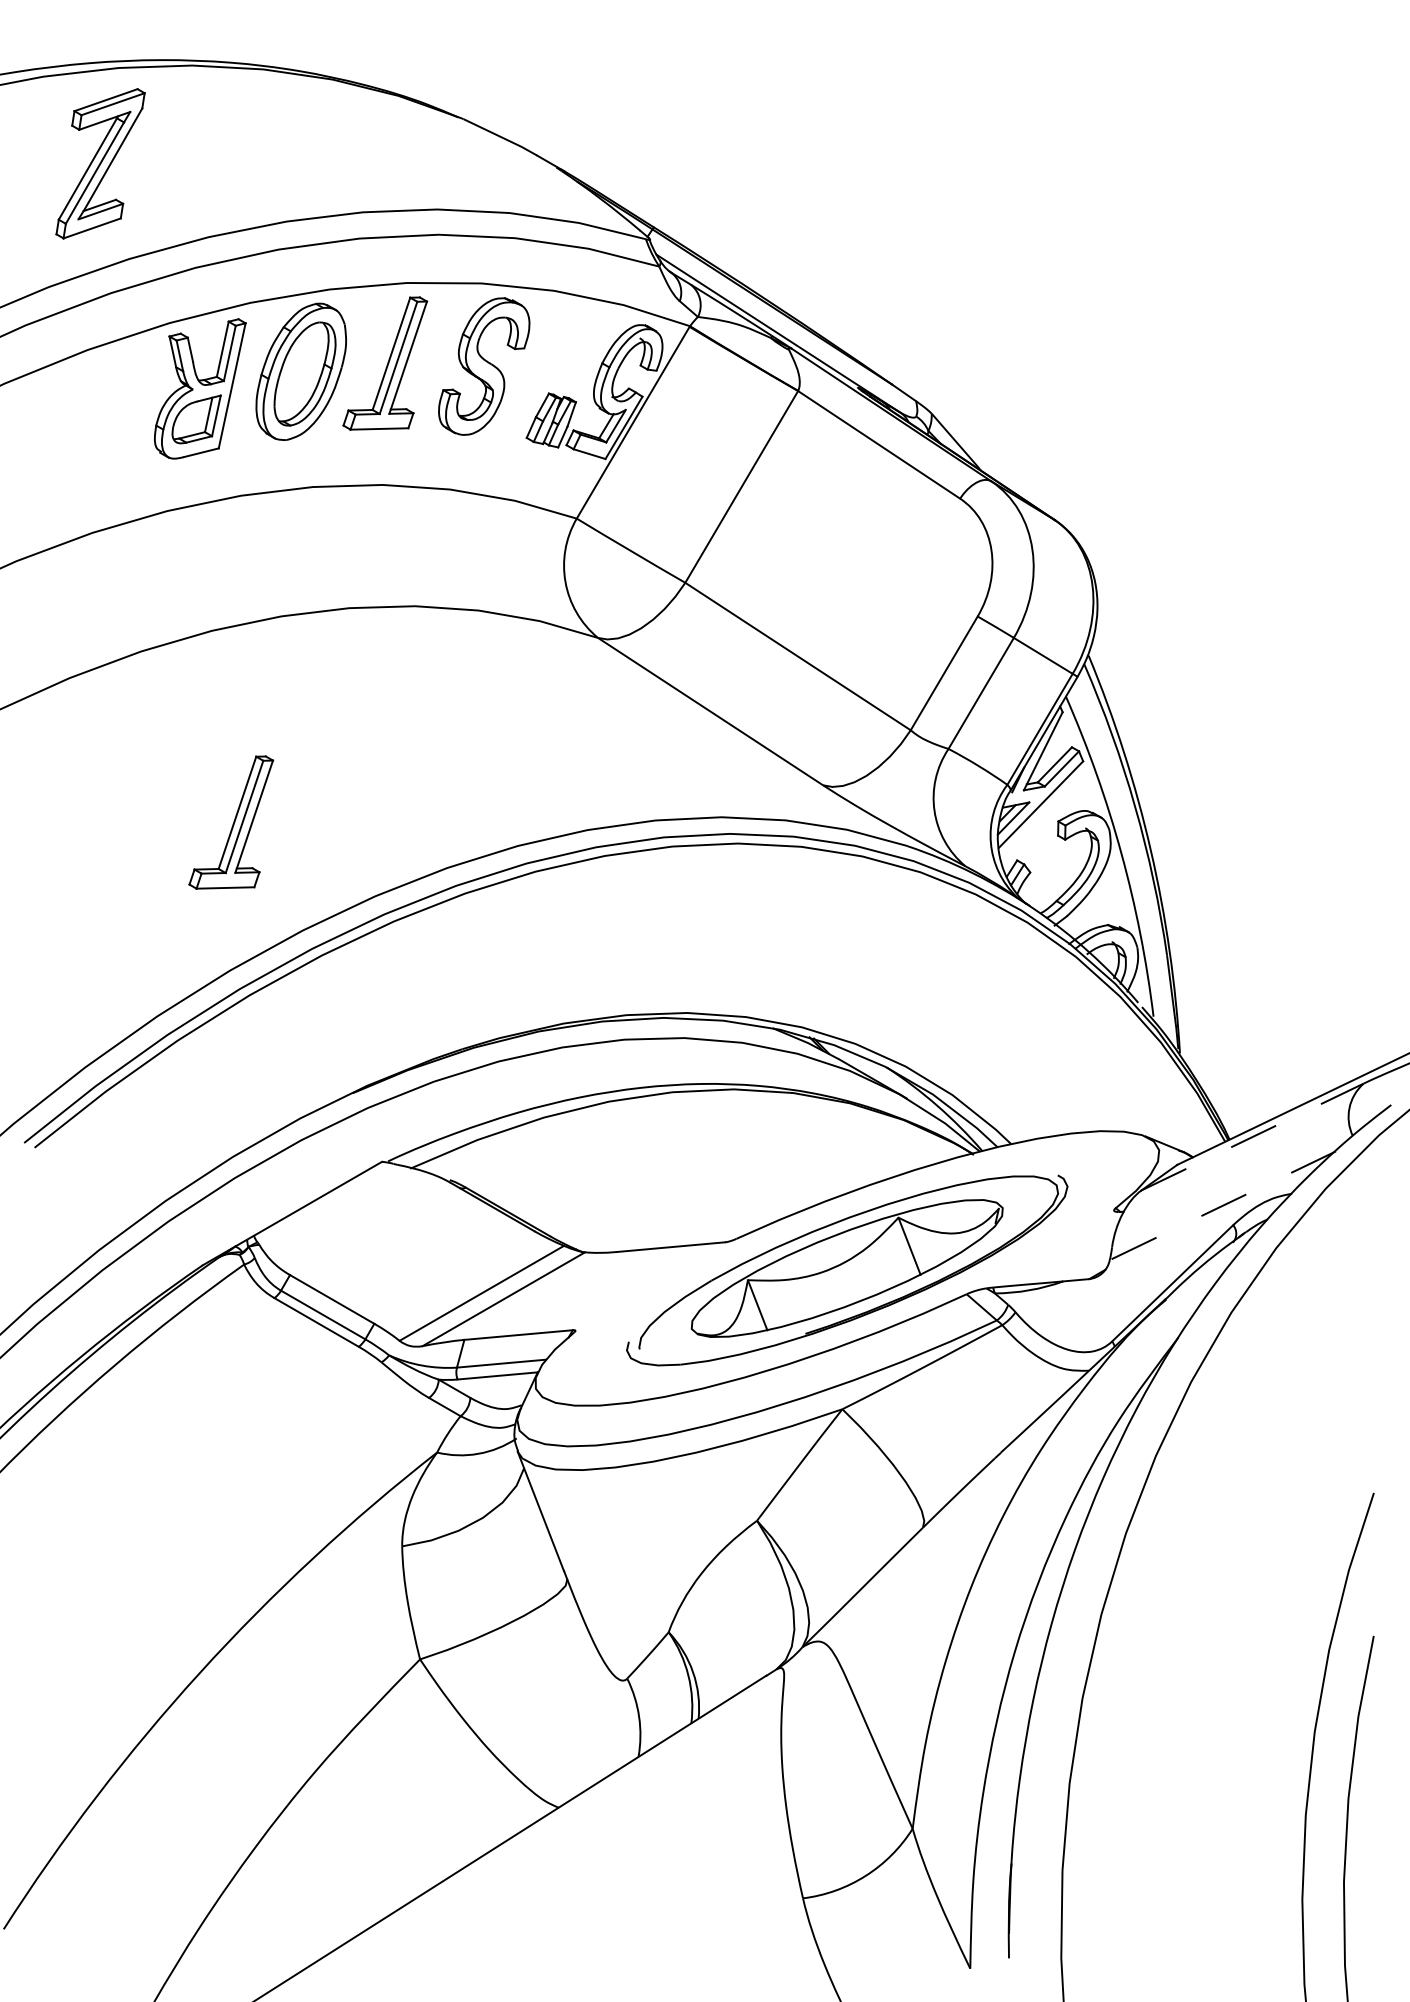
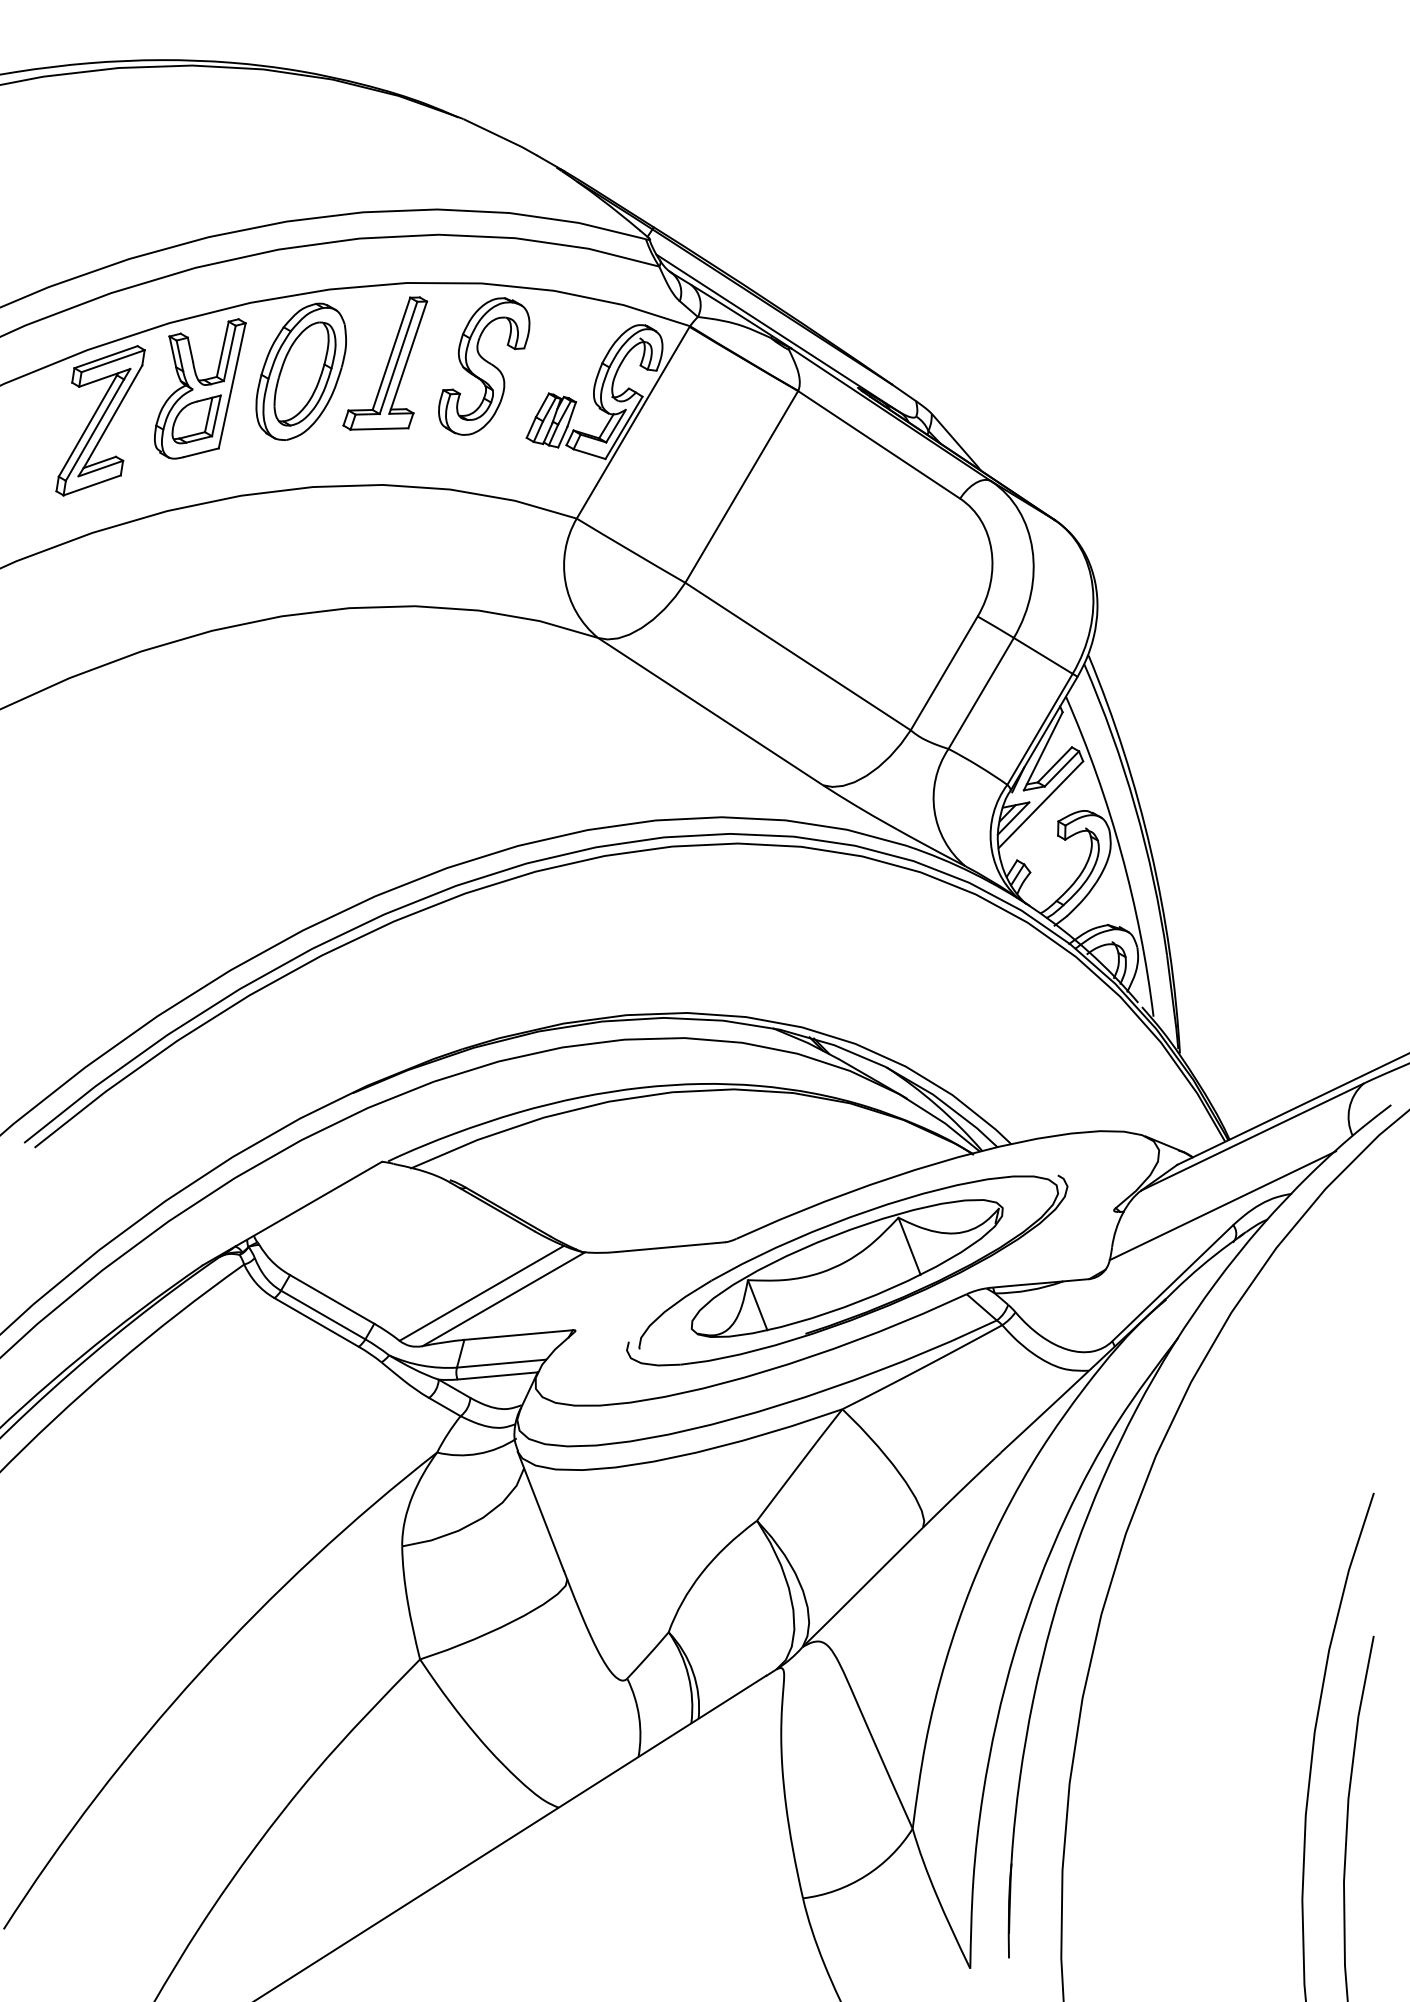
part position: (100, 163) -> (100, 420) (100, 420)
part: present -> none (231, 822)
line: dashed -> solid (1252, 1136)
line: dashed -> solid (1222, 1205)
